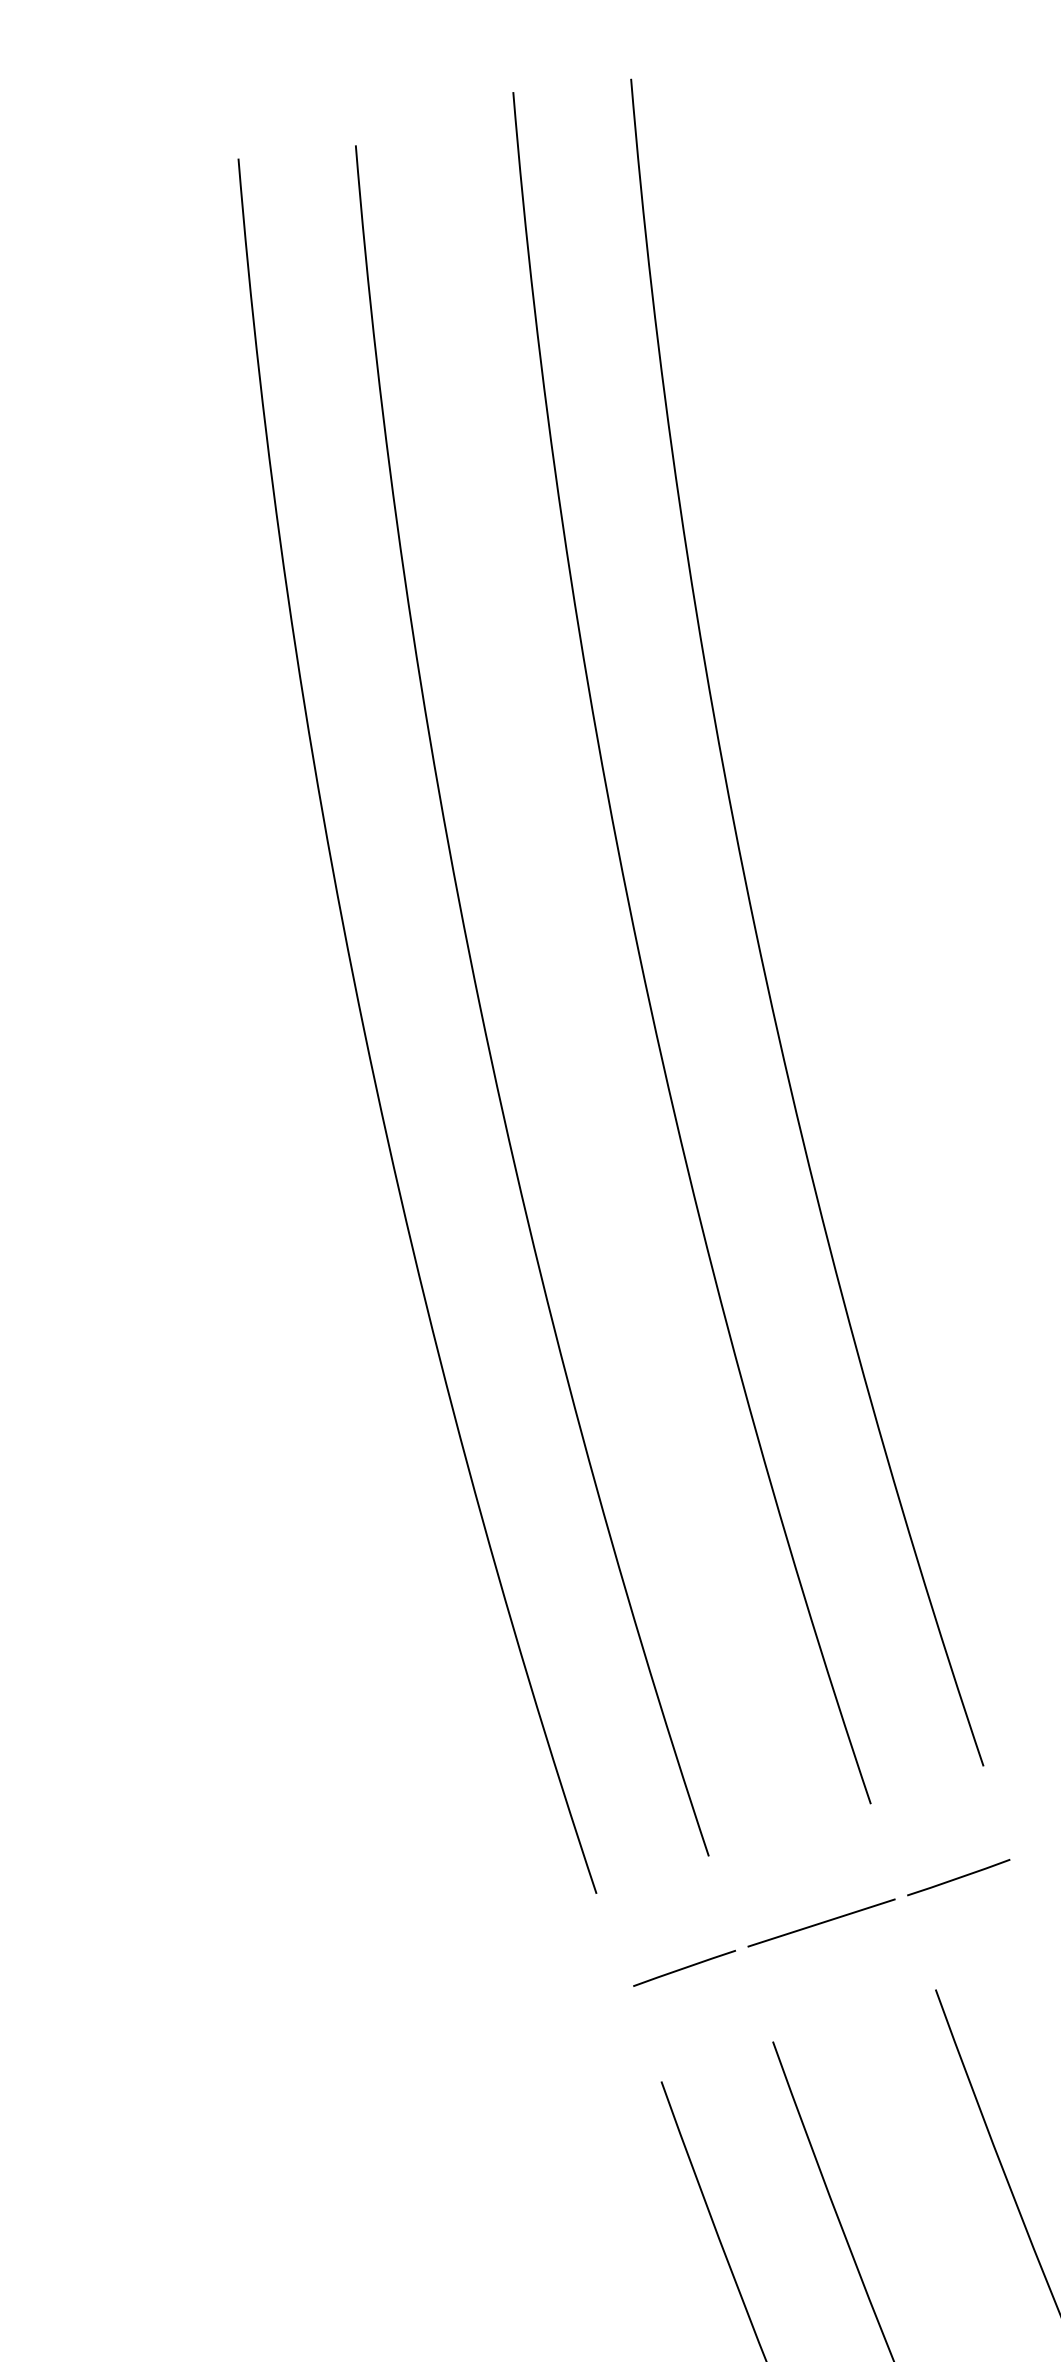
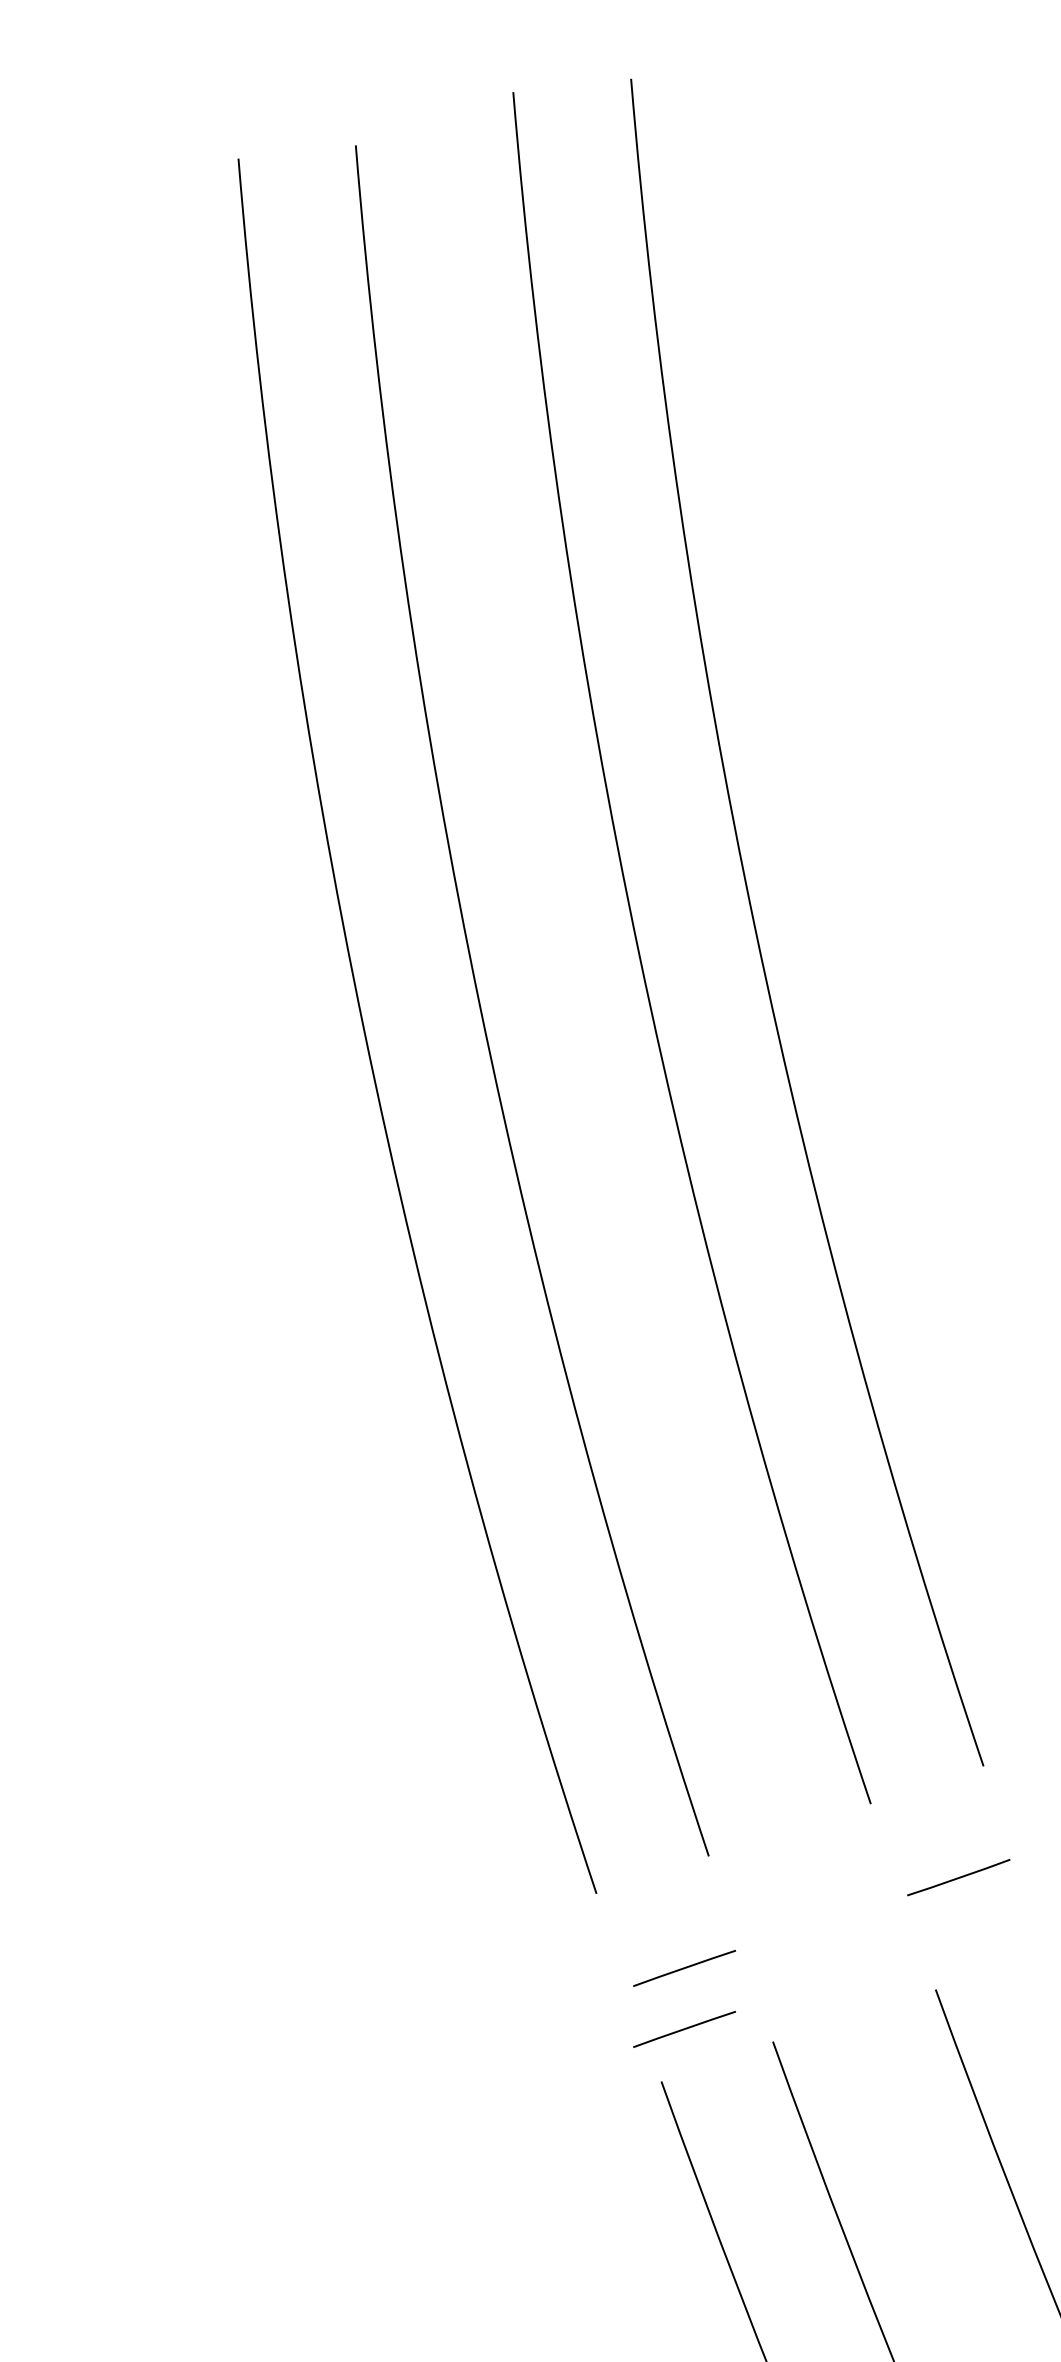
line: present -> none (821, 1922)
line: none -> present (684, 2028)
